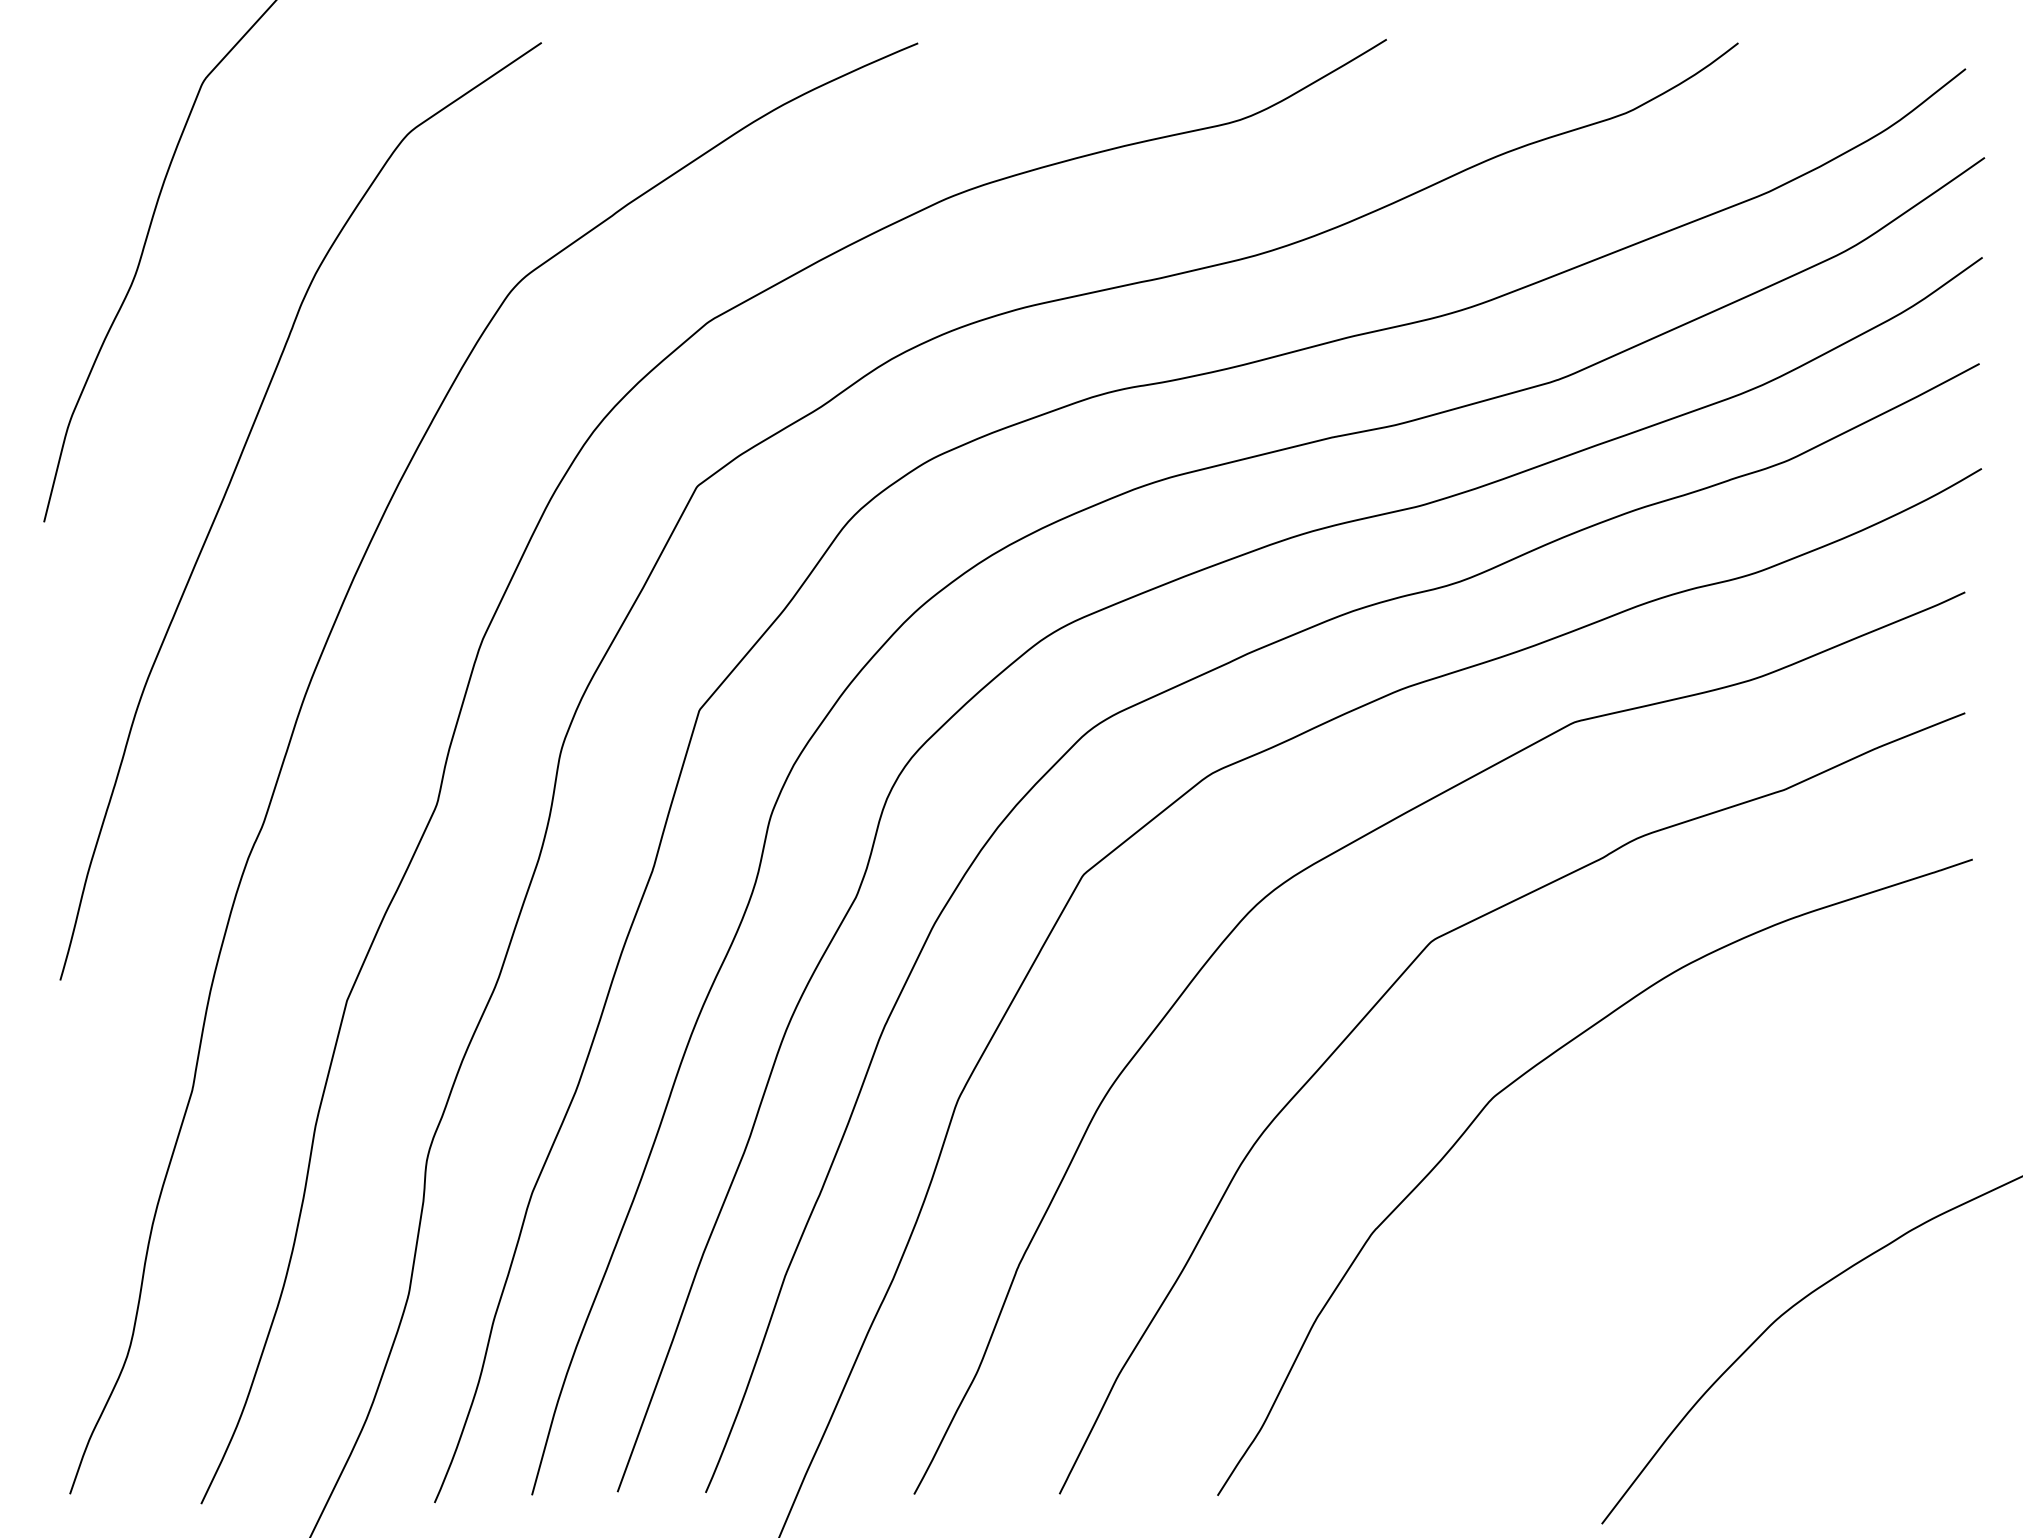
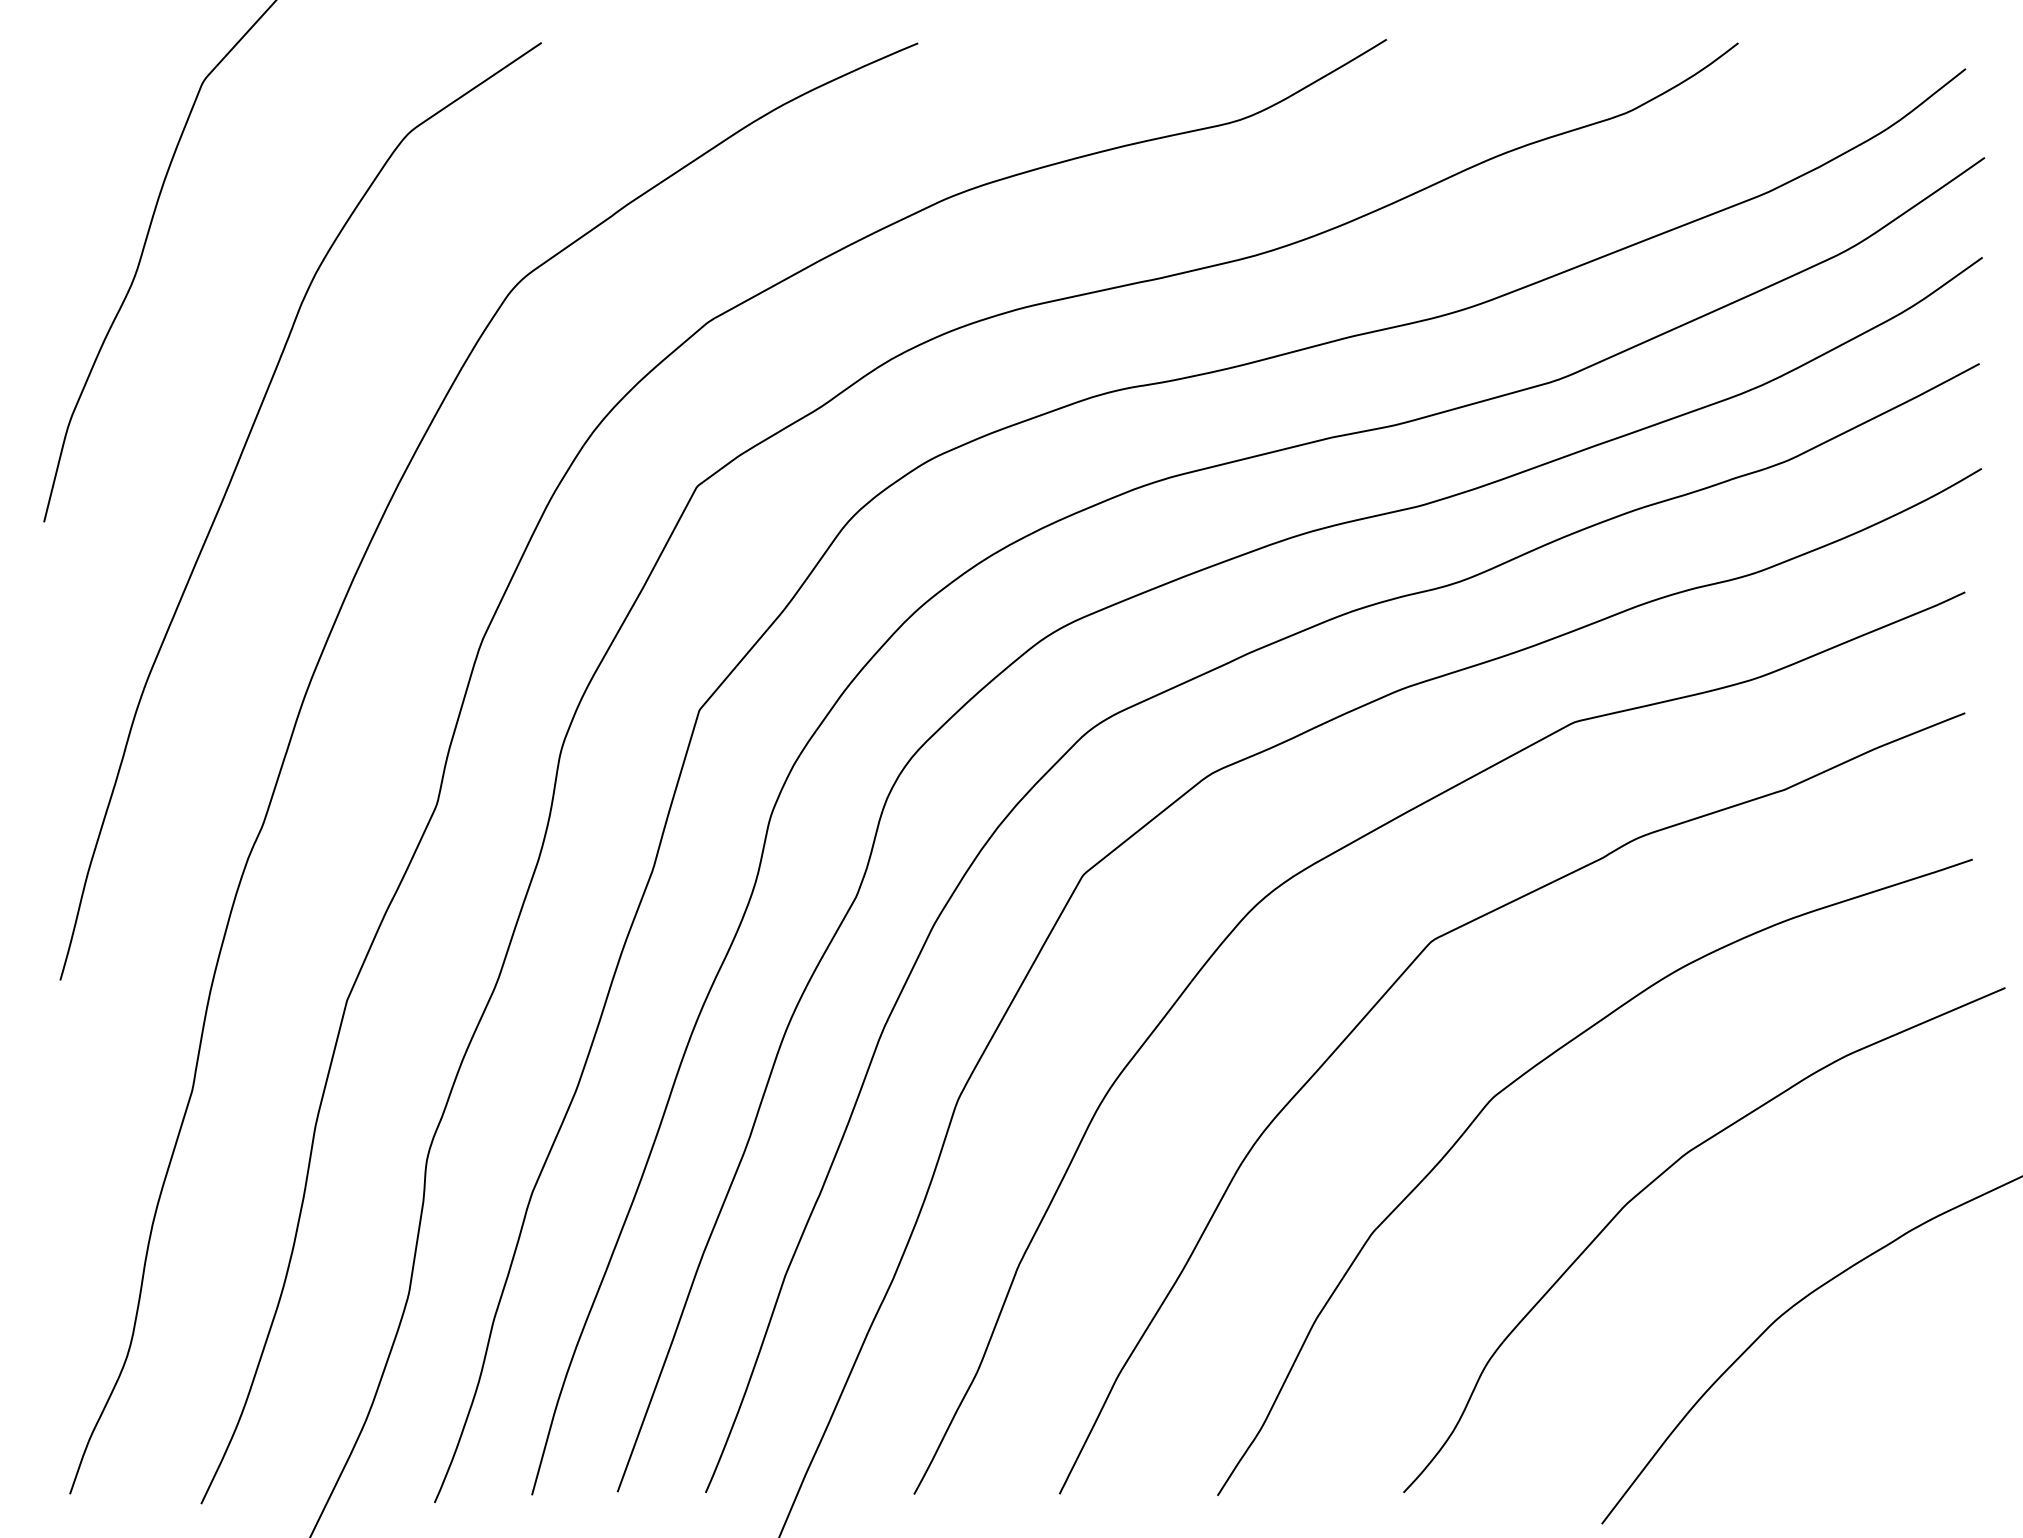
curve: none -> present (1651, 1184)
